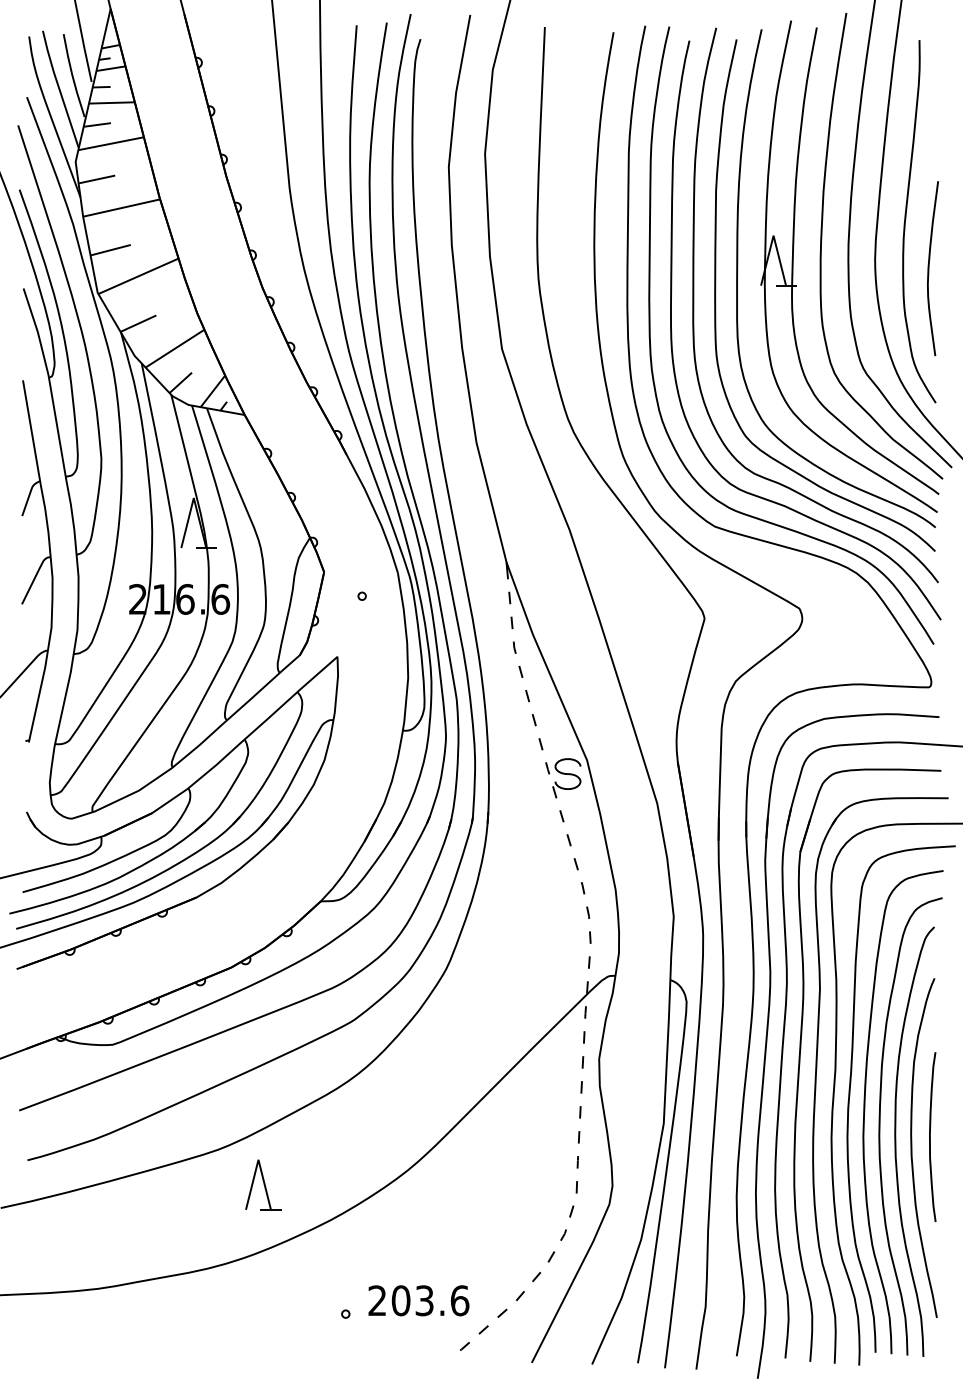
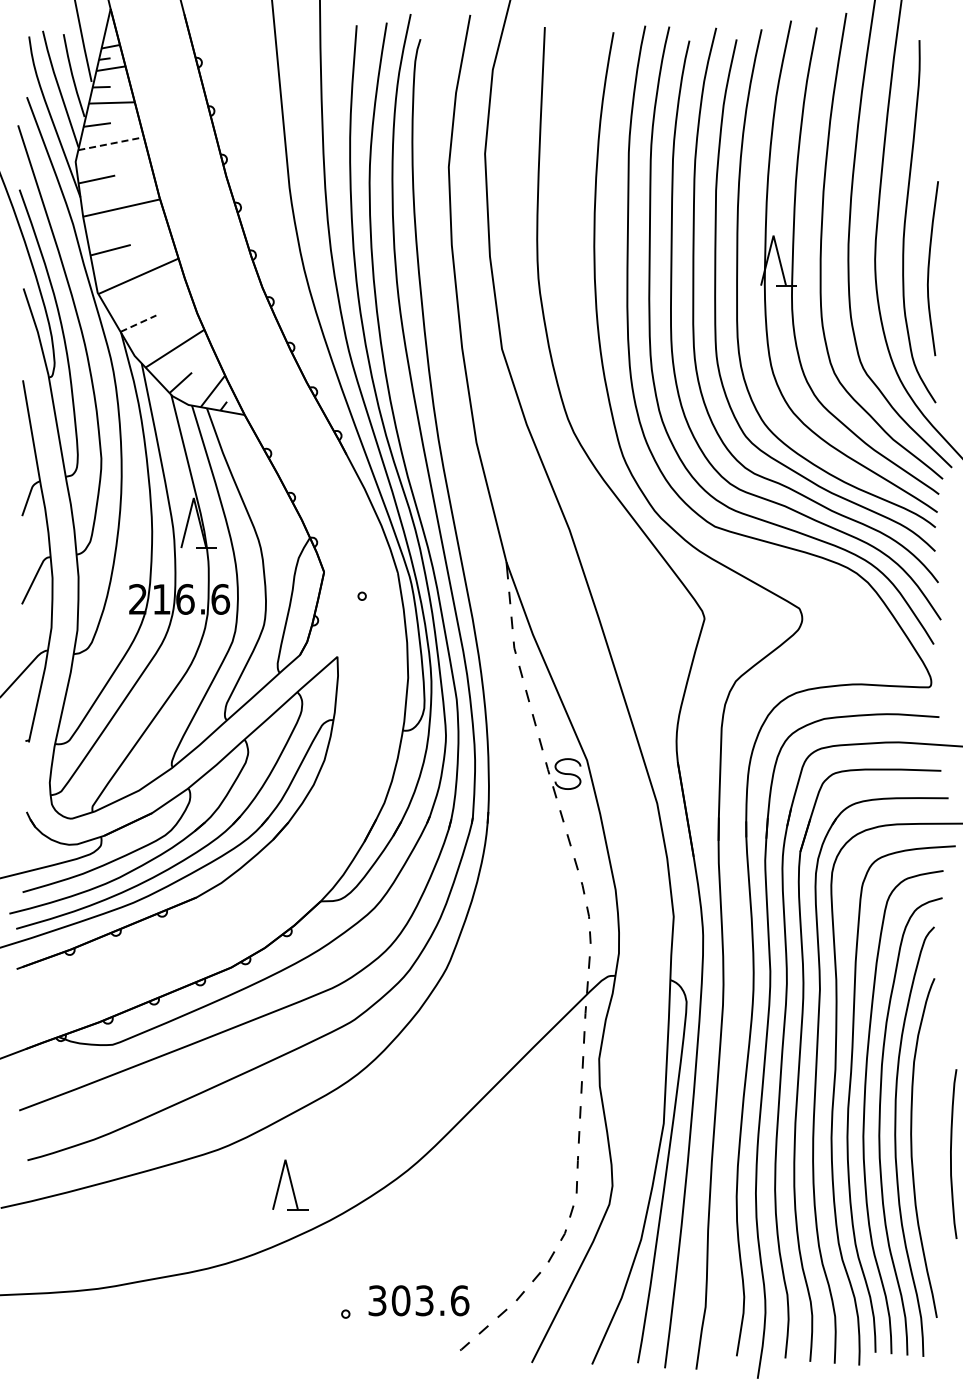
line: solid -> dashed (111, 143)
line: solid -> dashed (138, 323)
curve position: (930, 1136) -> (951, 1153) (951, 1153)
part position: (263, 1184) -> (290, 1184) (290, 1184)
text: 203.6 -> 303.6 (377, 1300)
